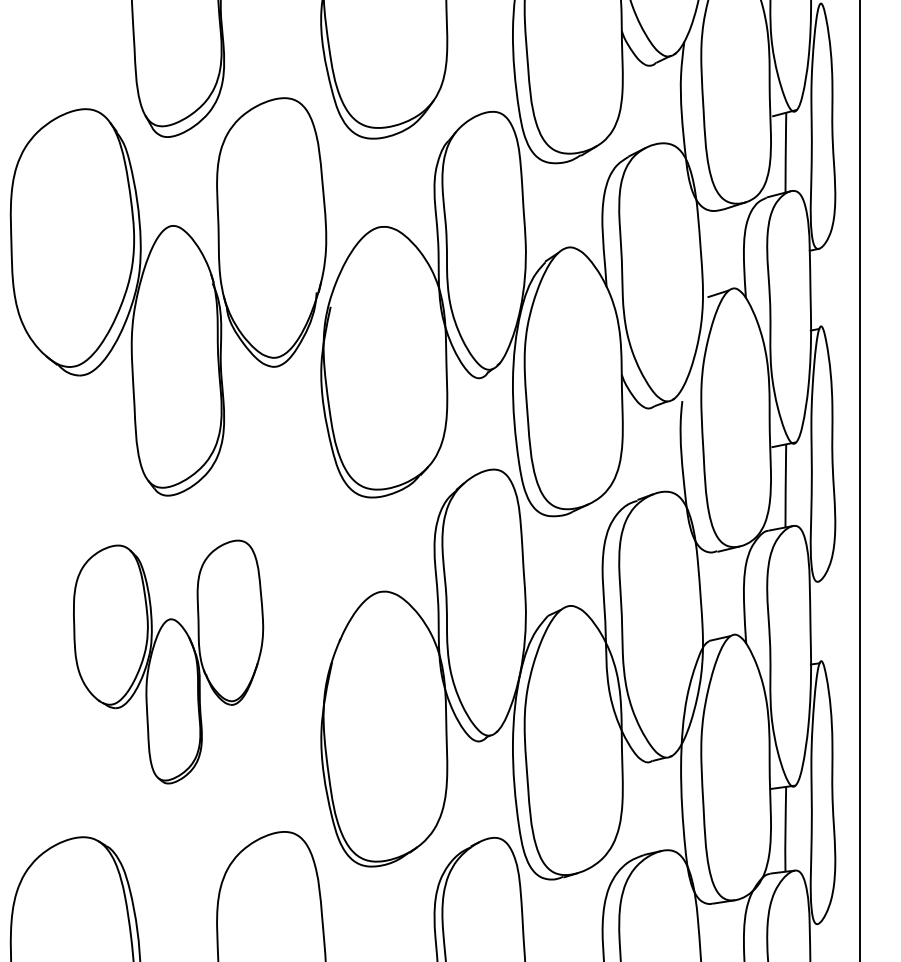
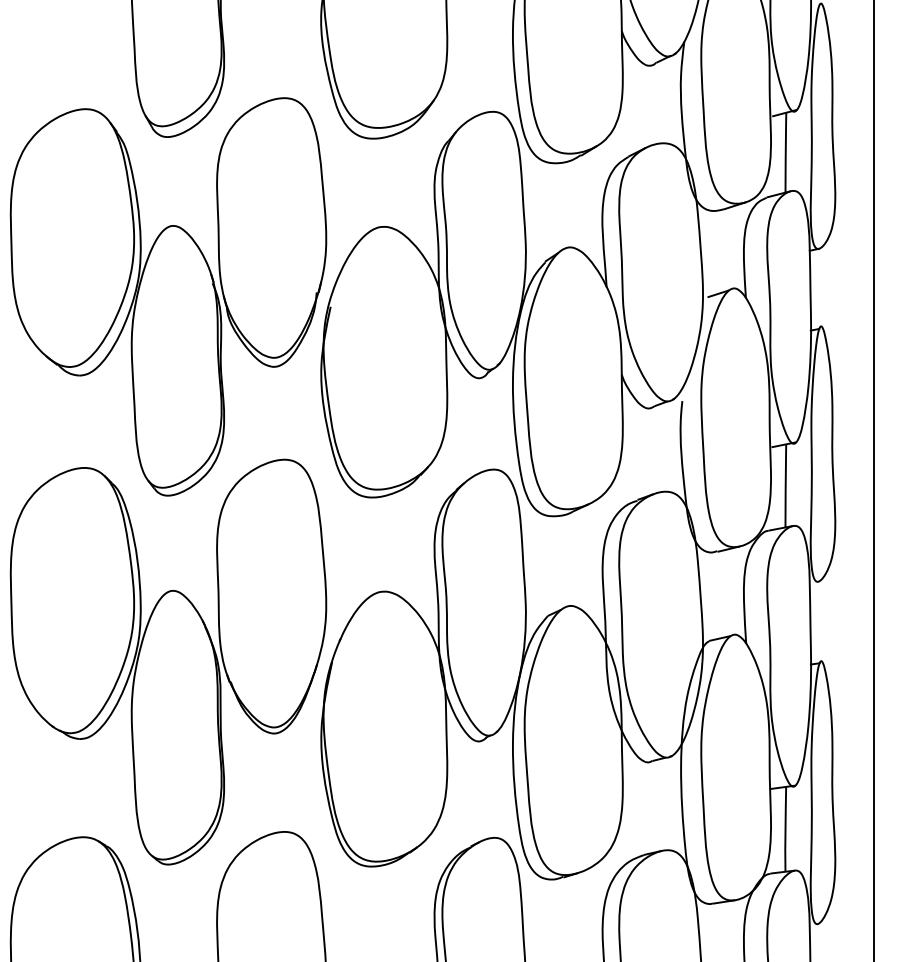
line position: (859, 480) -> (873, 480) (873, 480)
part size: 192x246 px -> 319x408 px (168, 661)
